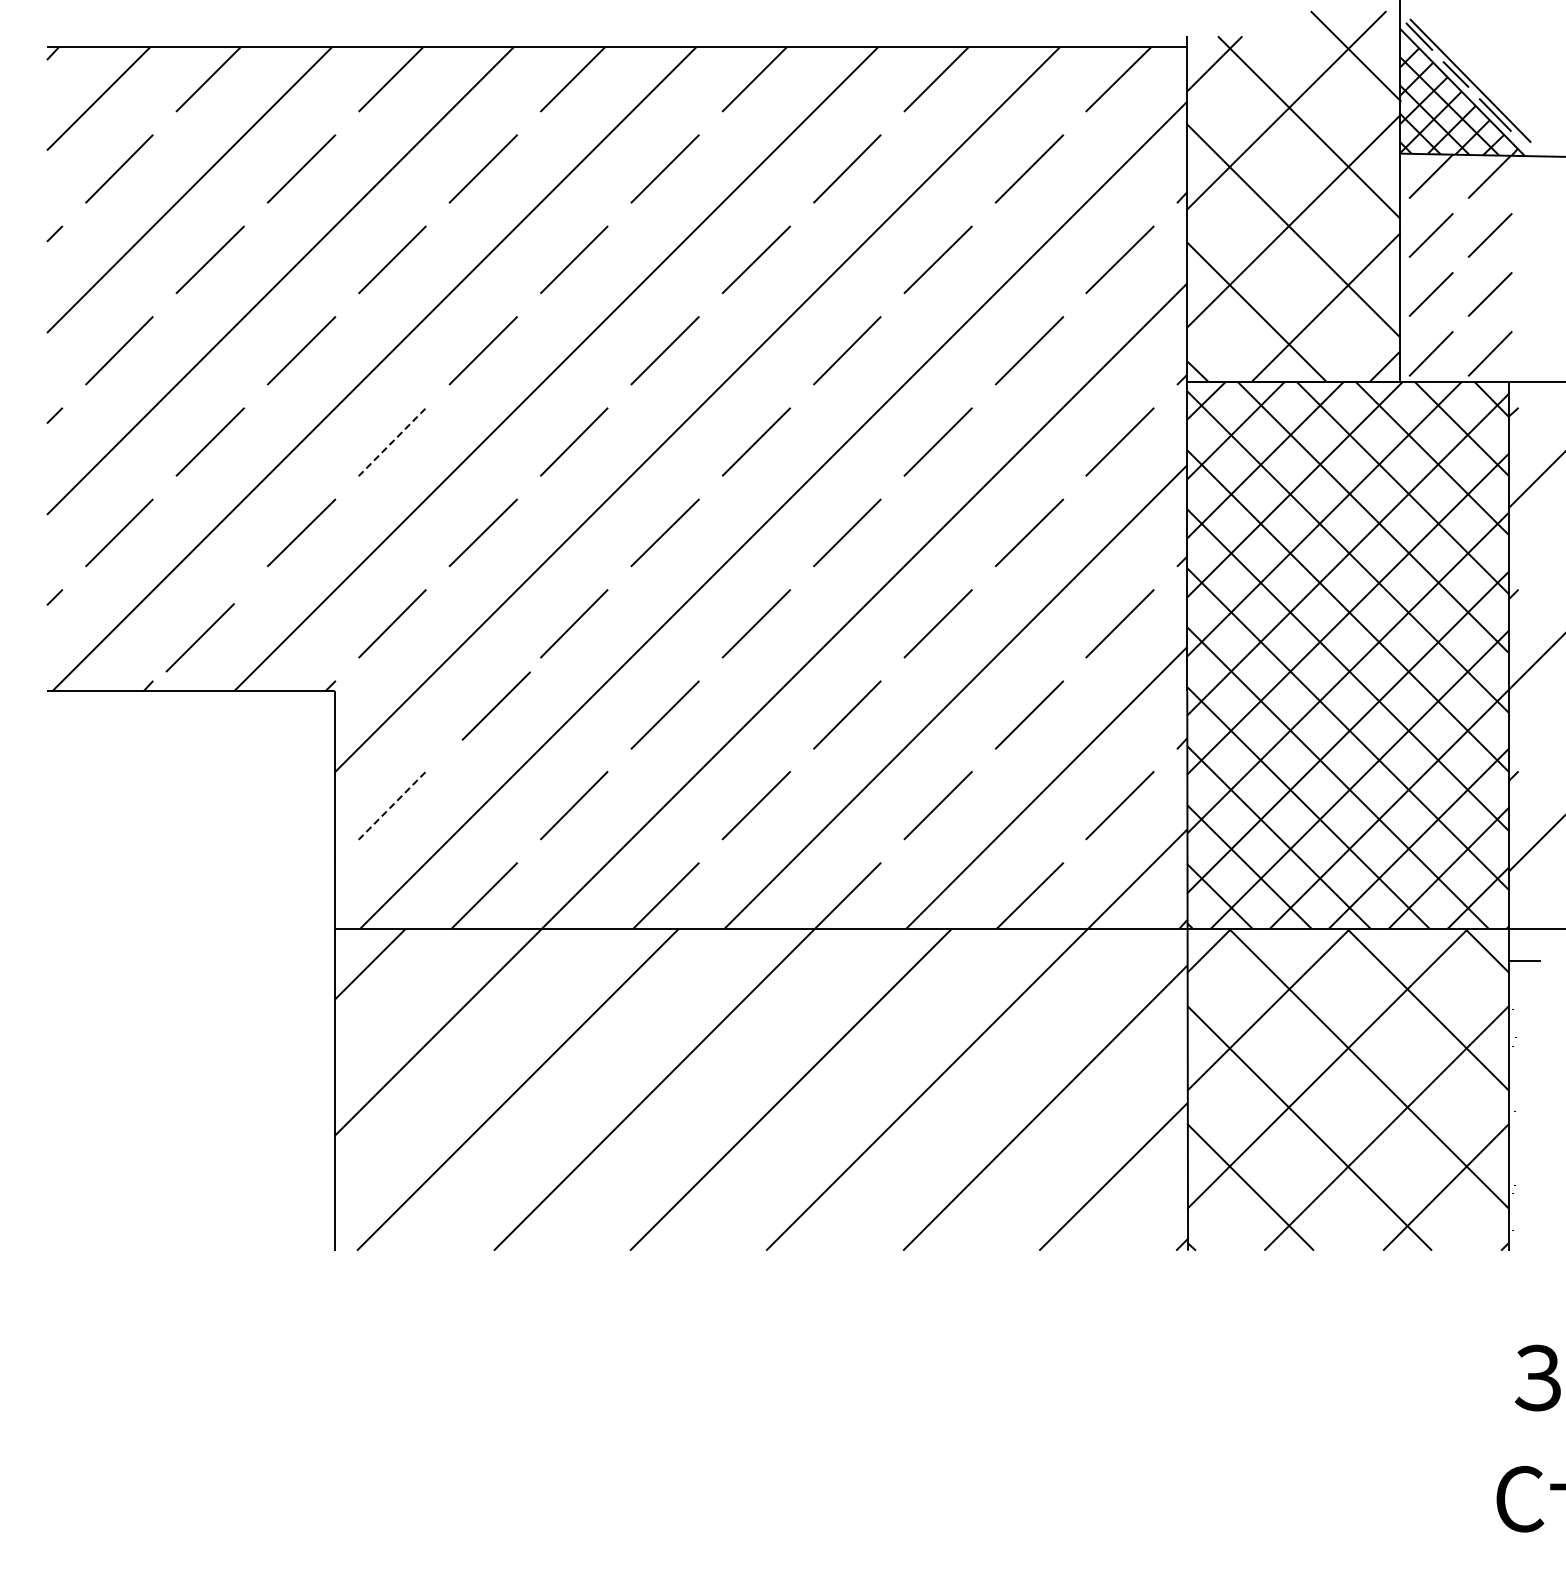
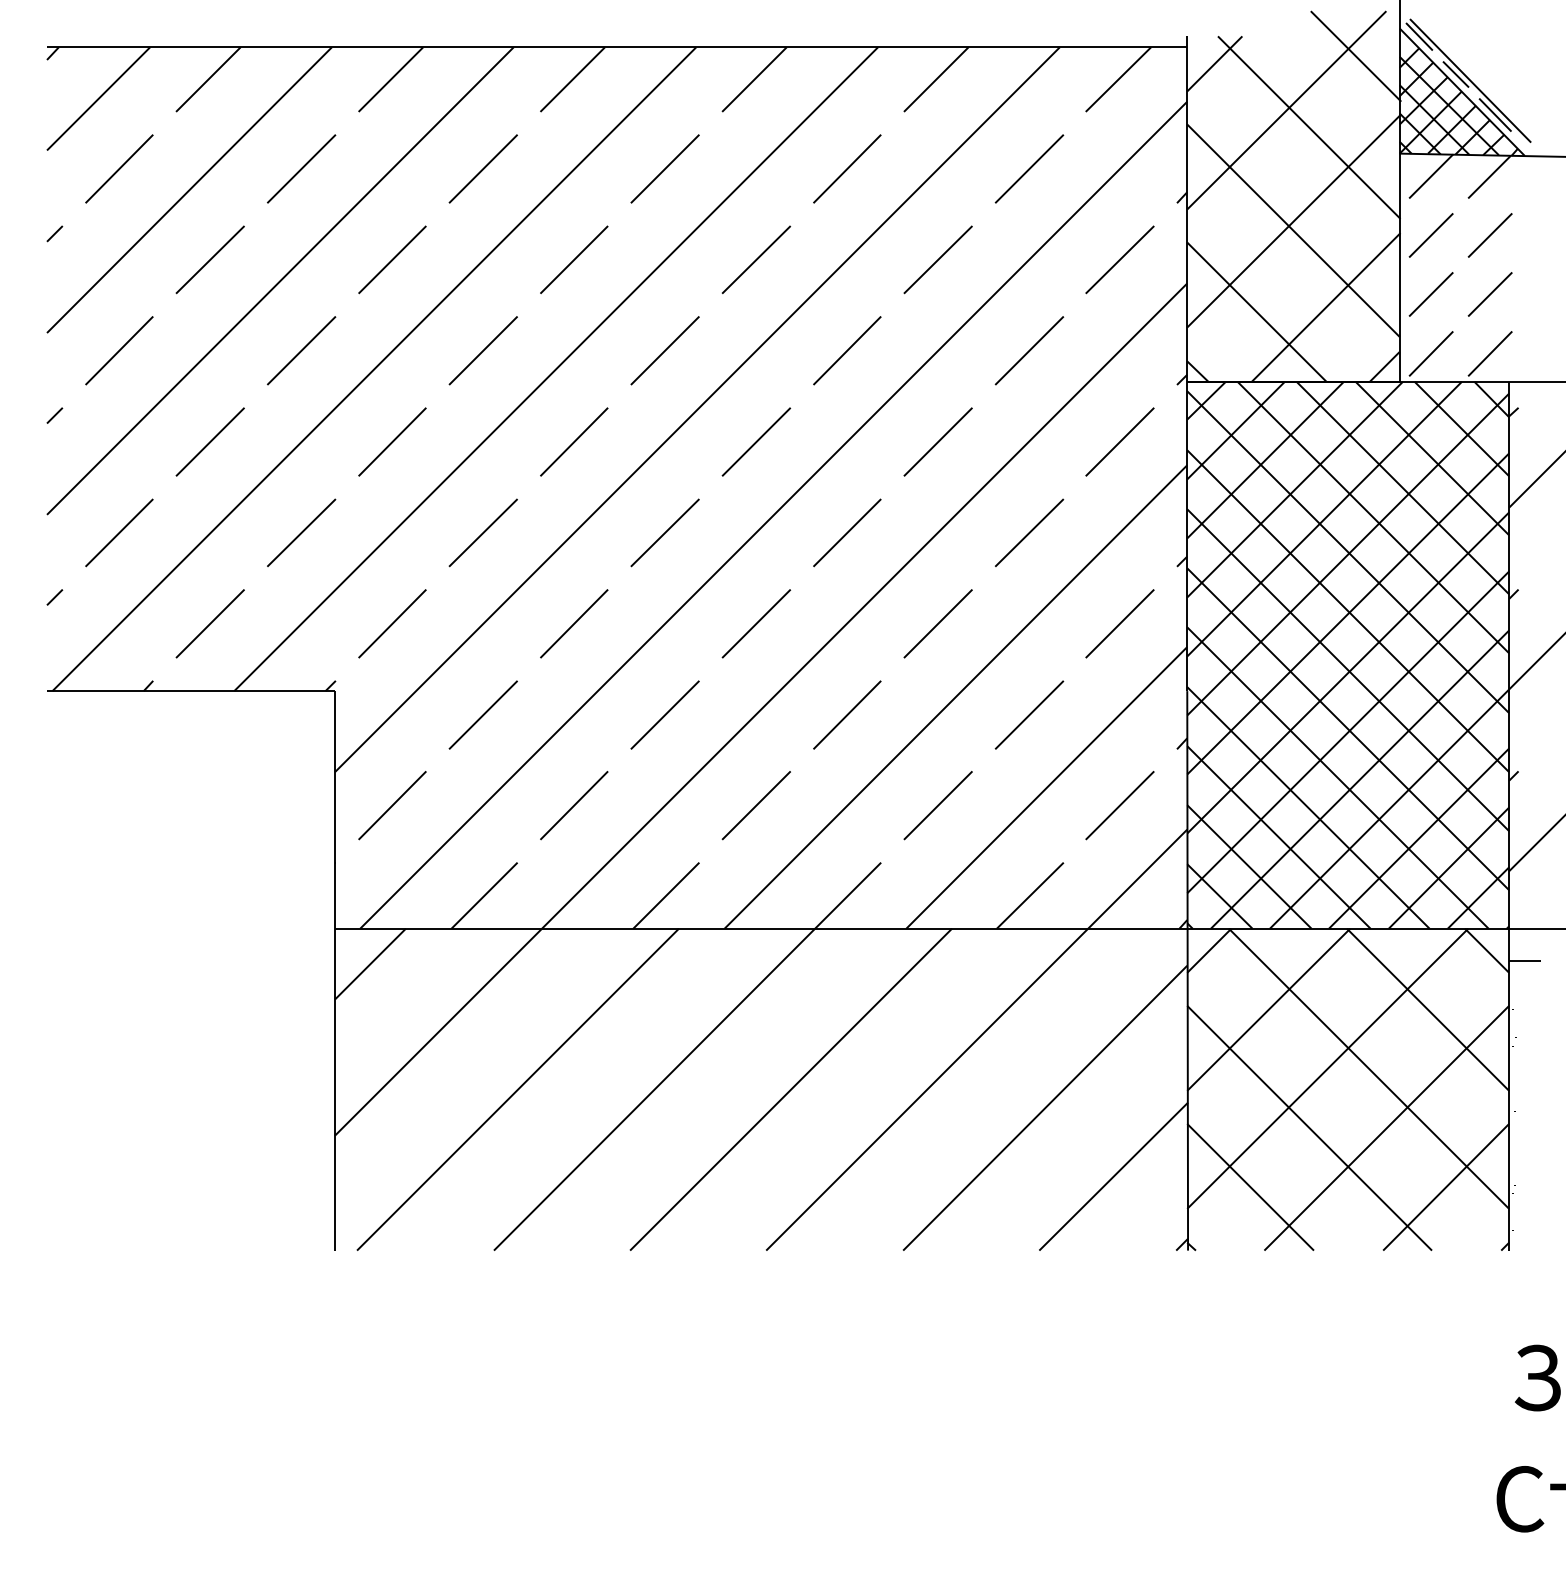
line: dashed -> solid (392, 441)
line position: (199, 637) -> (209, 623) (209, 623)
line position: (495, 705) -> (482, 714) (482, 714)
line: dashed -> solid (392, 805)
